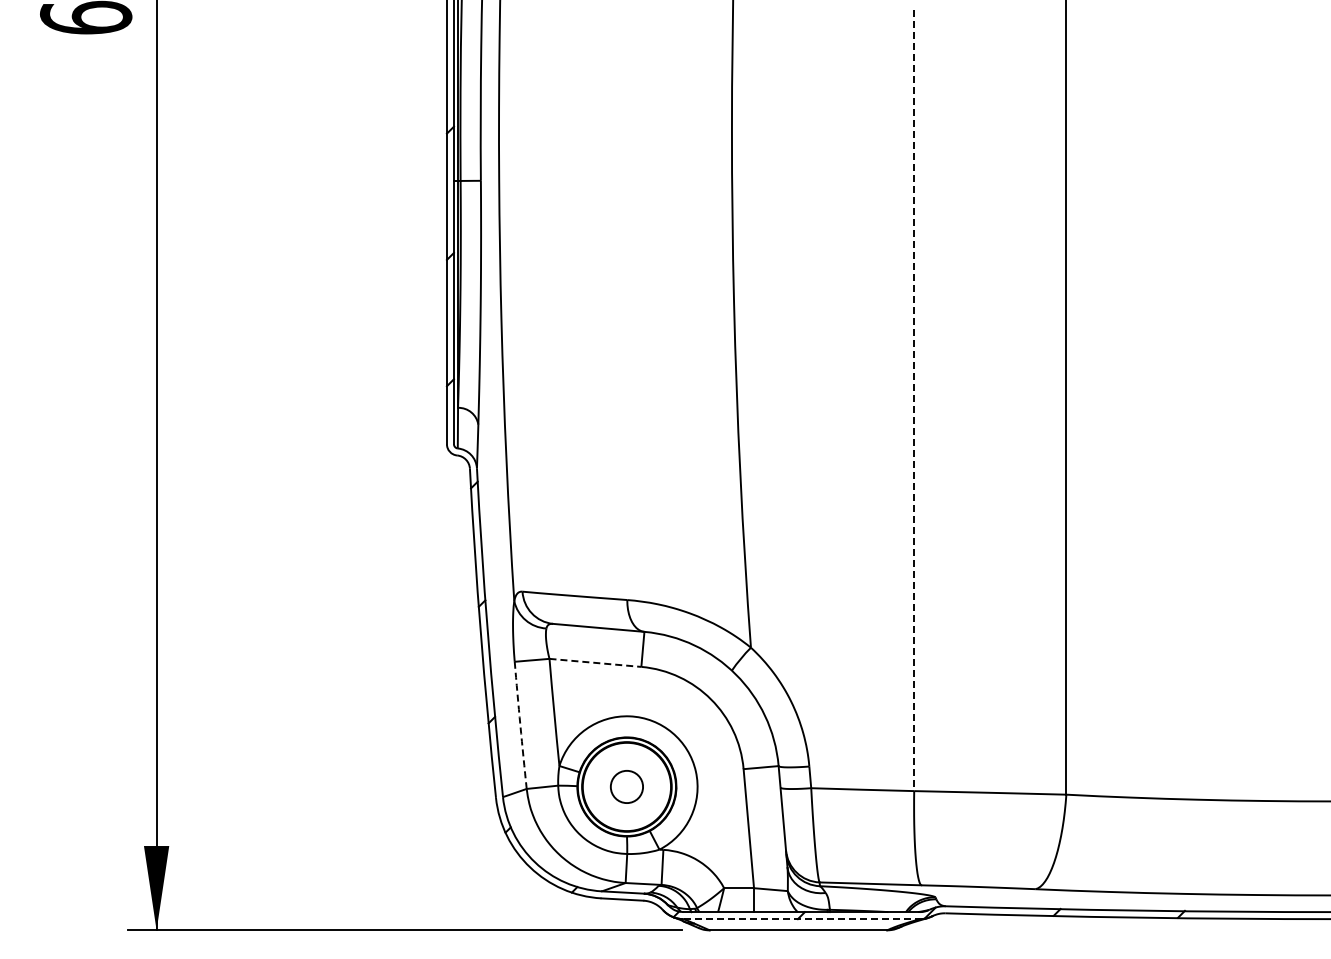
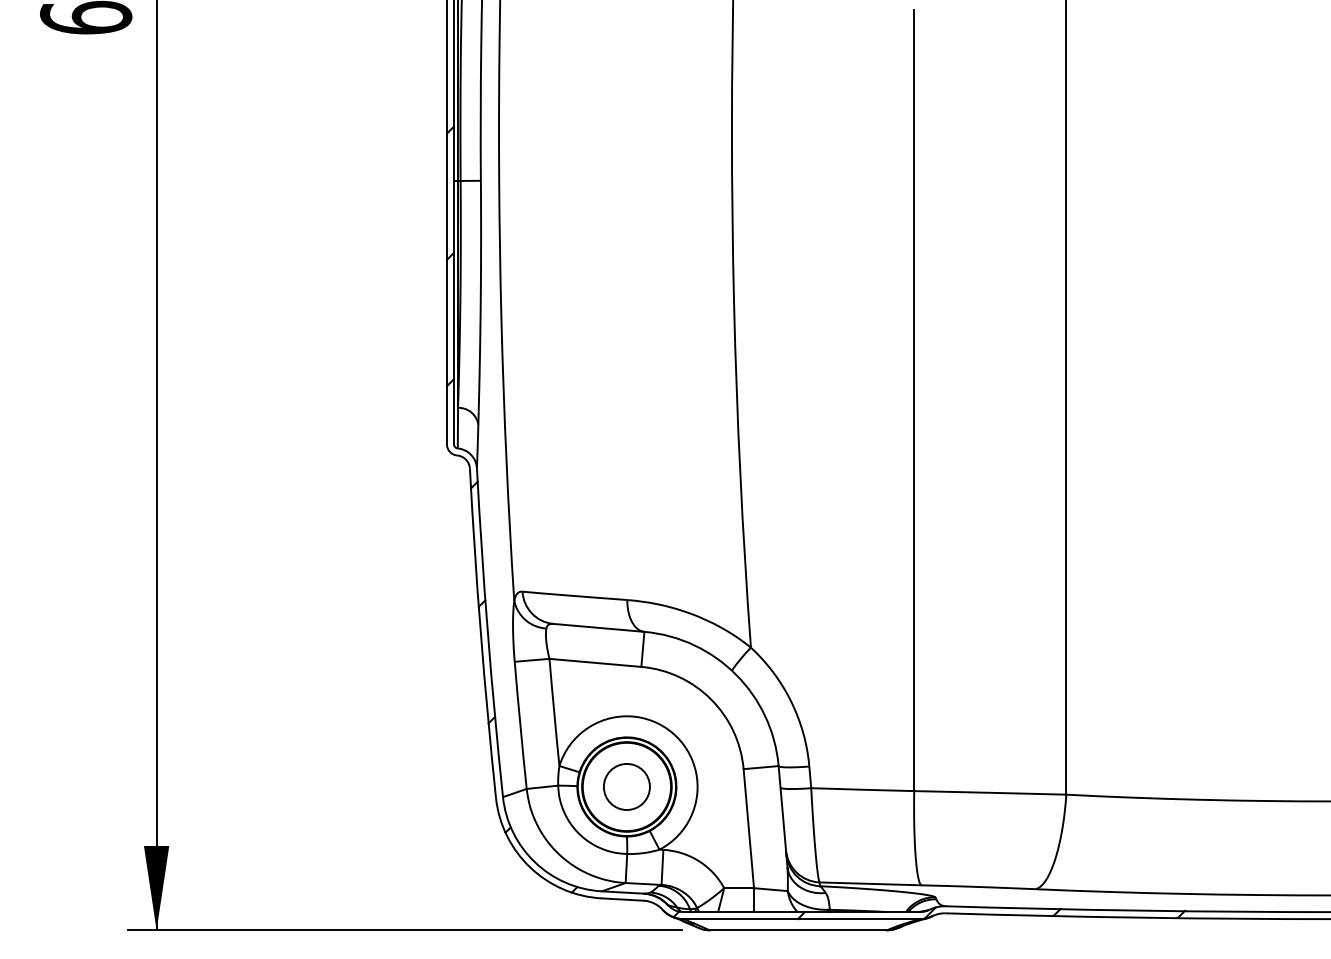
line: dashed -> solid (914, 400)
line: dashed -> solid (595, 662)
arc: dashed -> solid (520, 725)
circle size: 34x34 px -> 48x48 px (626, 786)
line: dashed -> solid (802, 919)
